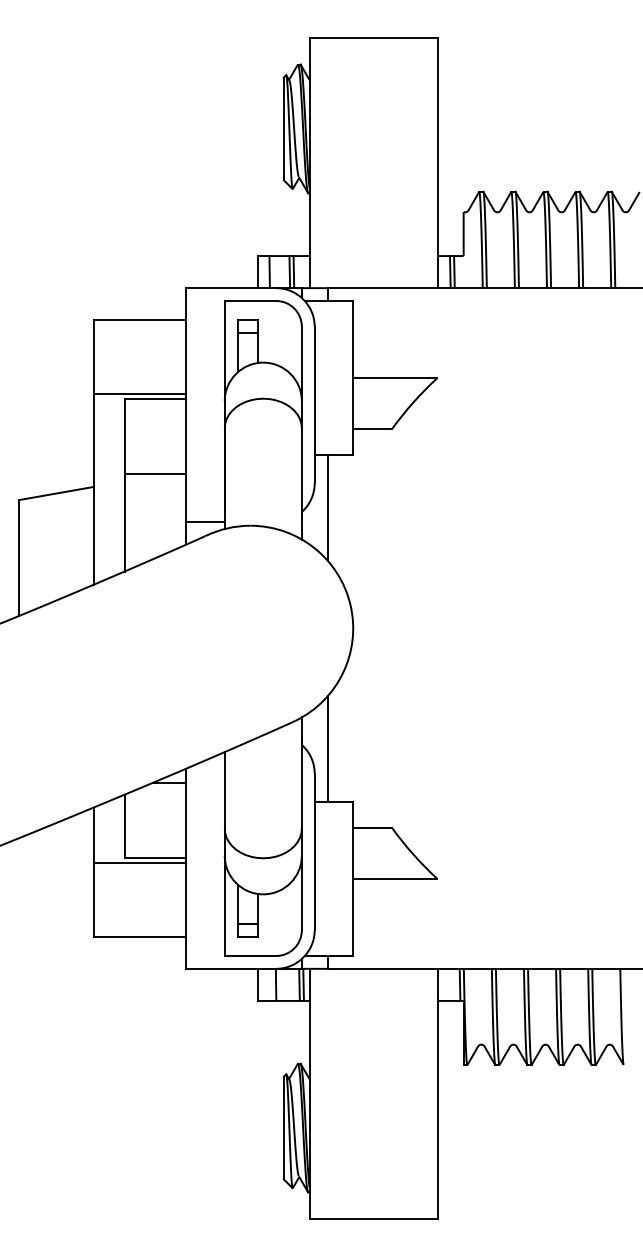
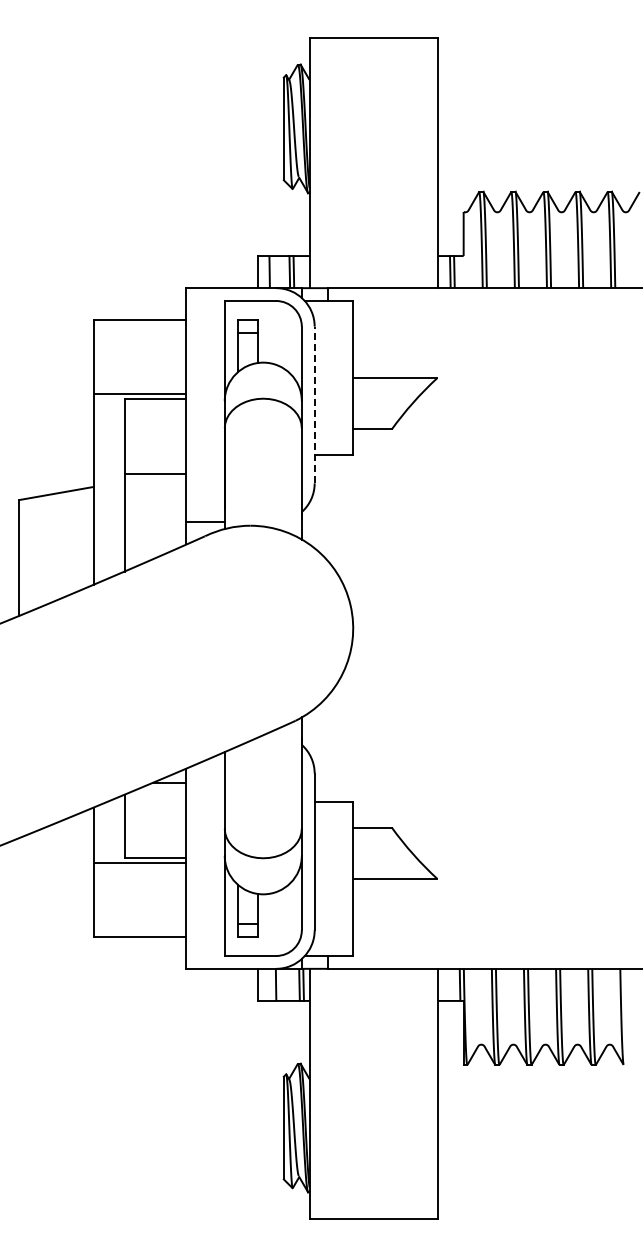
line: solid -> dashed (314, 404)
line: present -> none (327, 507)
line: present -> none (327, 748)
